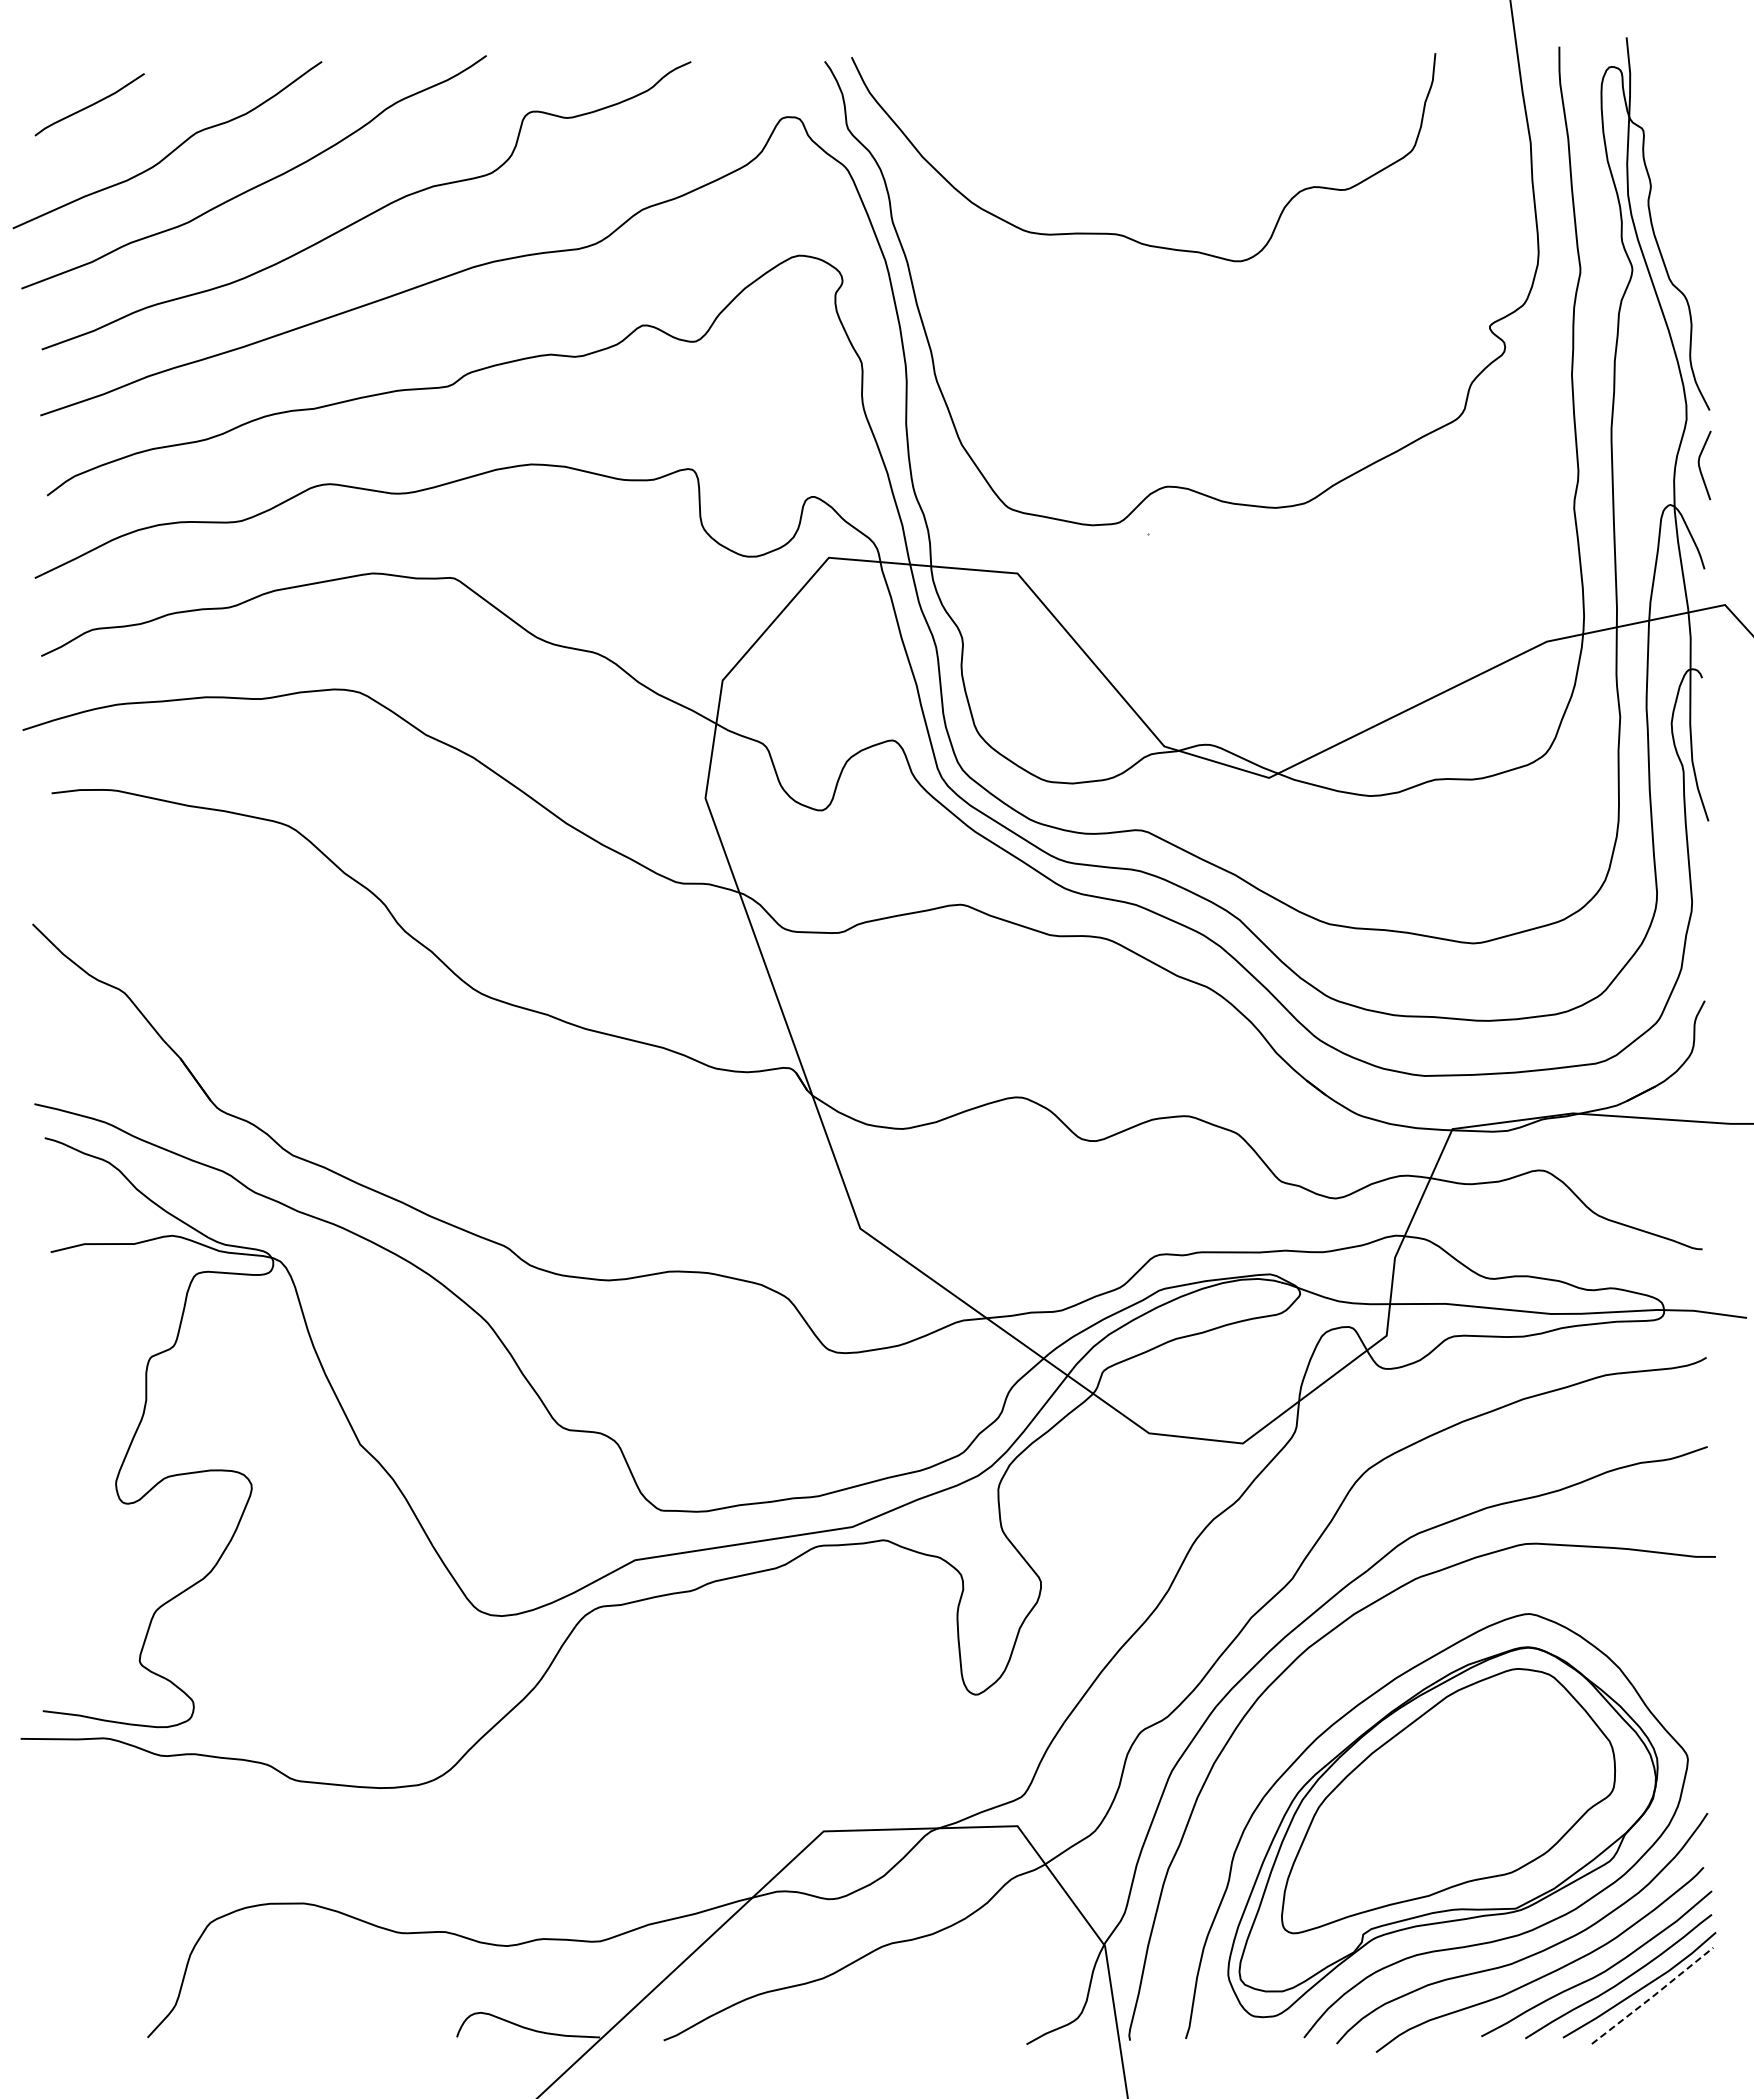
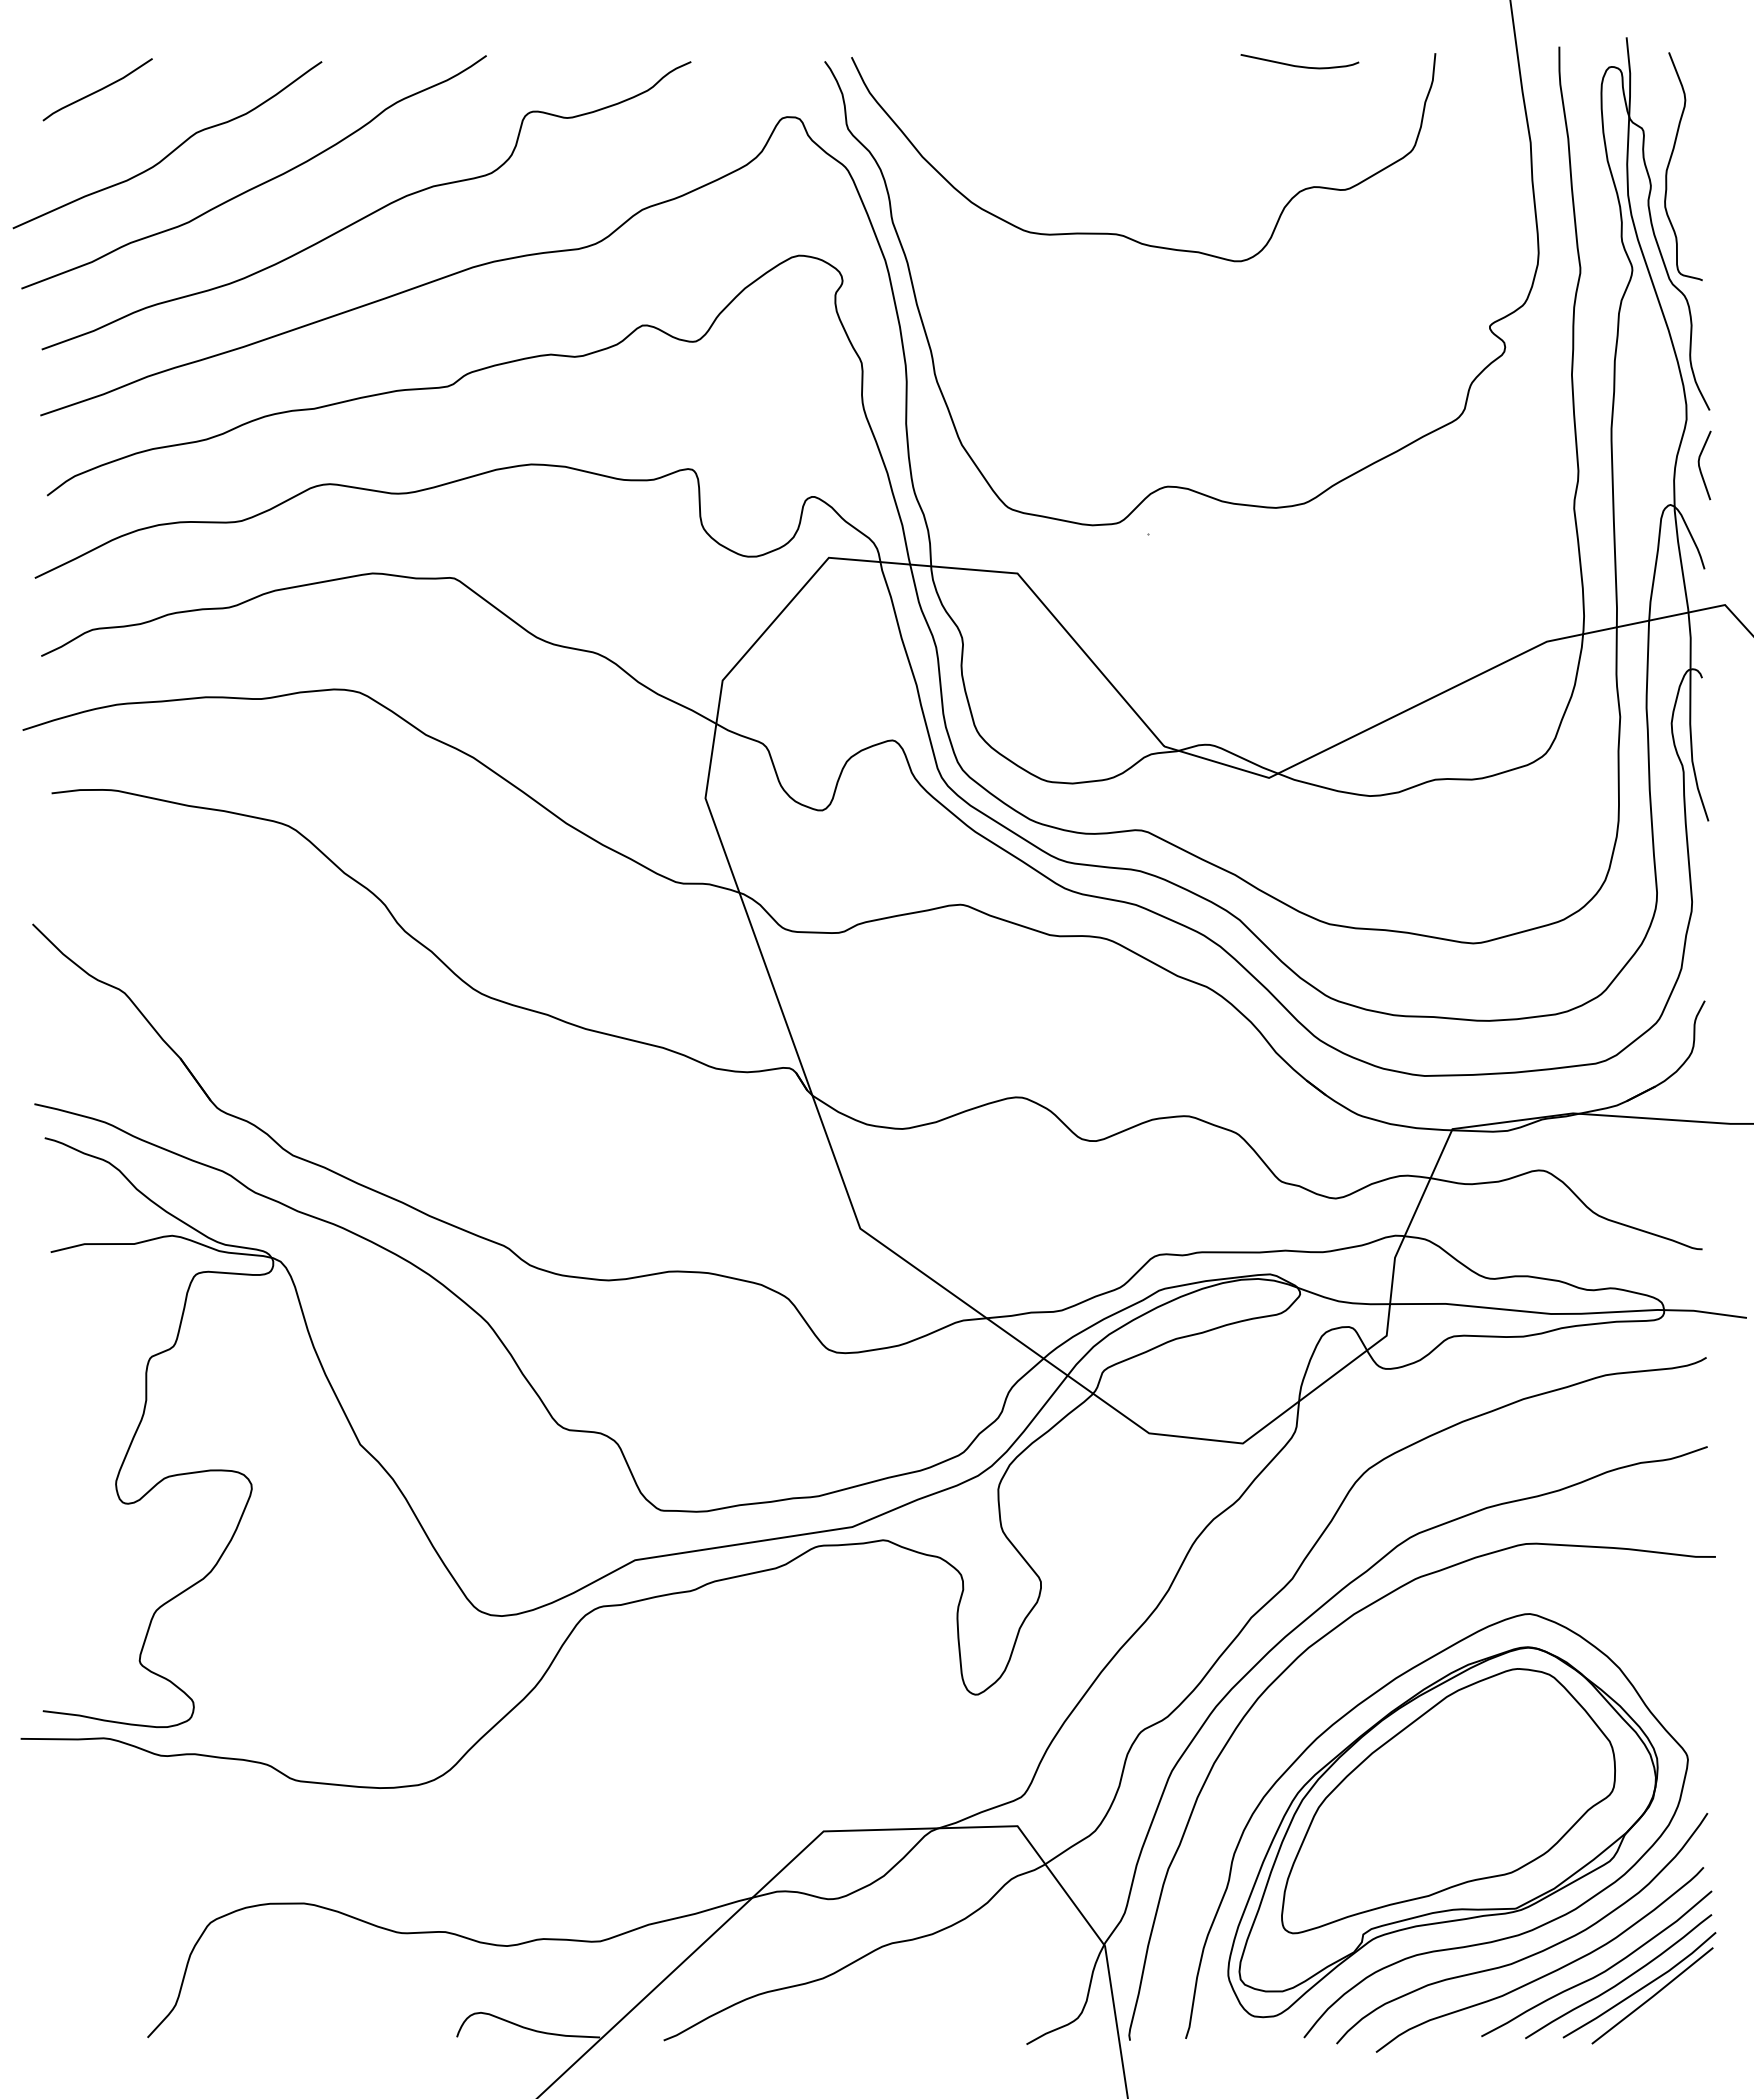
curve: none -> present (1299, 65)
curve position: (90, 104) -> (98, 89) (98, 89)
curve: none -> present (1670, 162)
line: dashed -> solid (1653, 1996)
